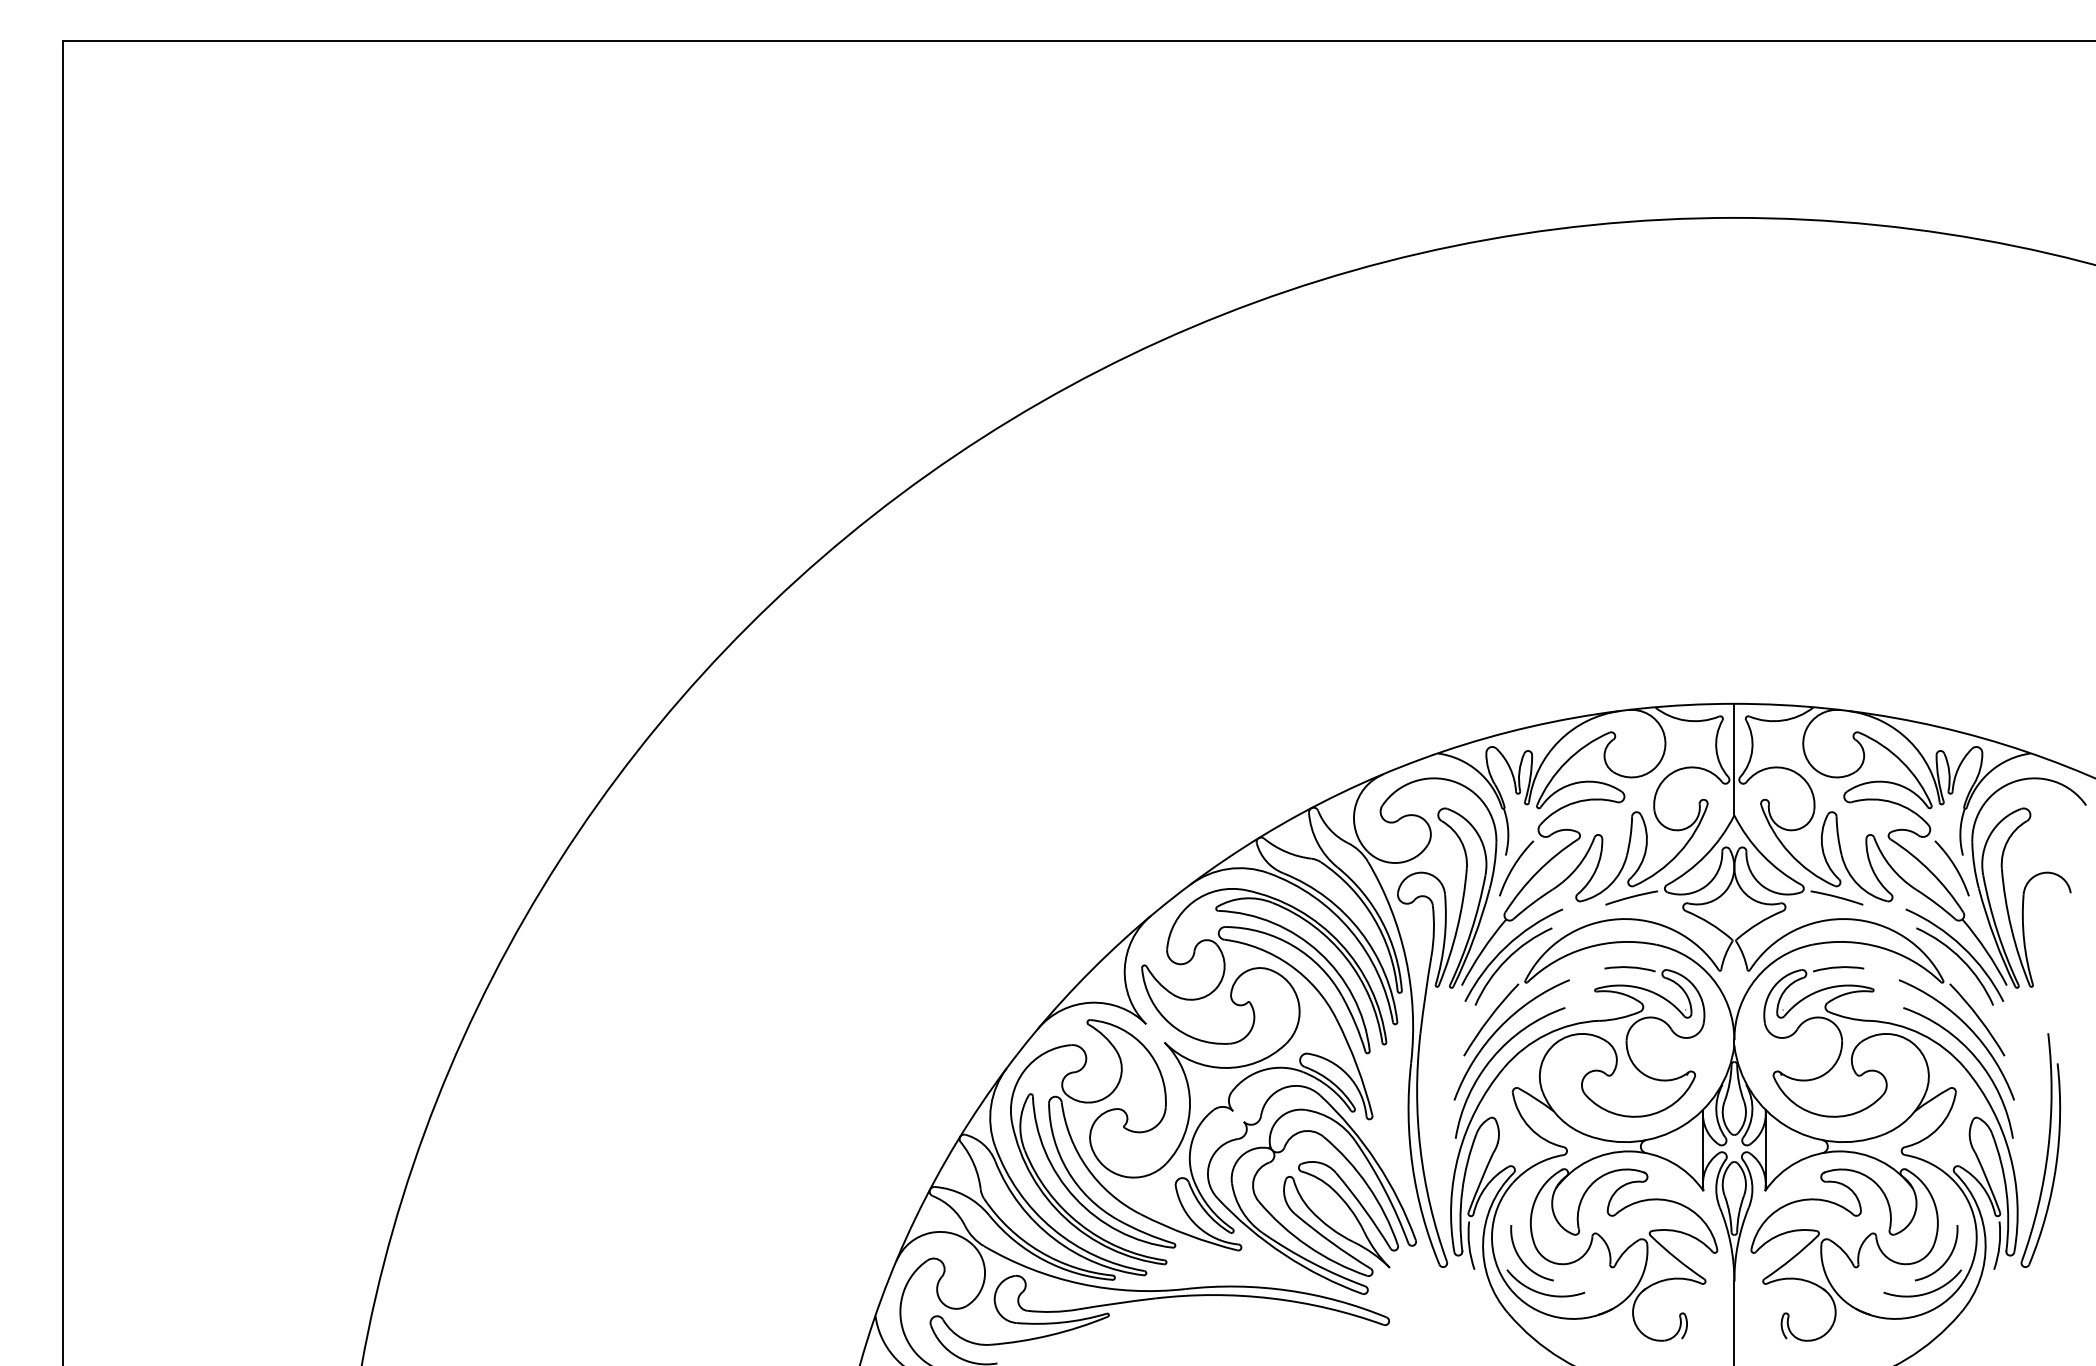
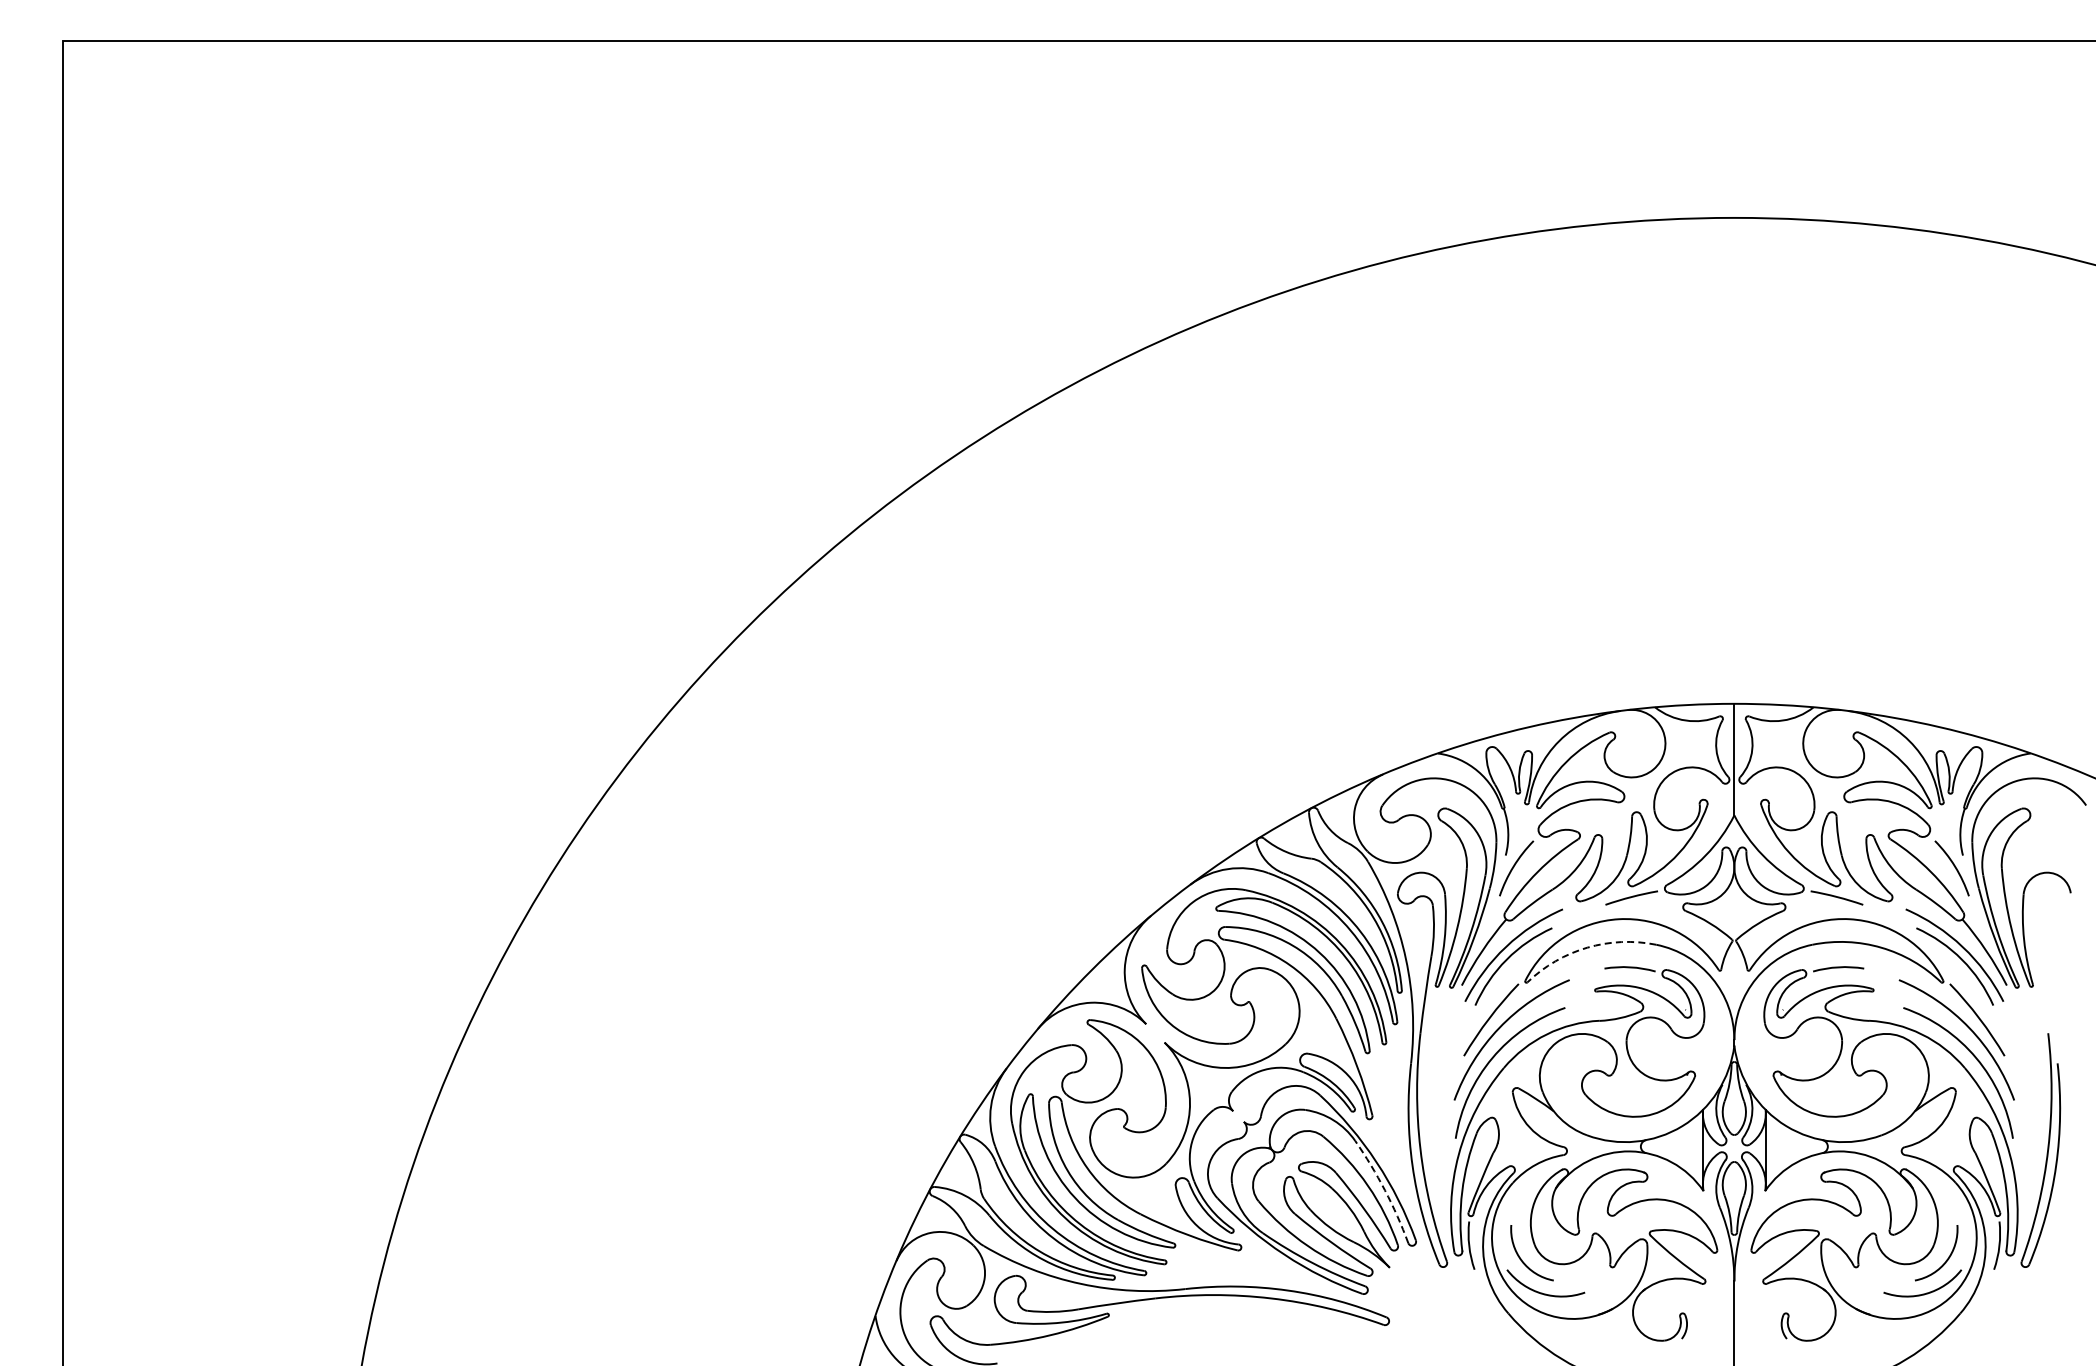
arc: solid -> dashed (1587, 947)
arc: solid -> dashed (1385, 1190)
